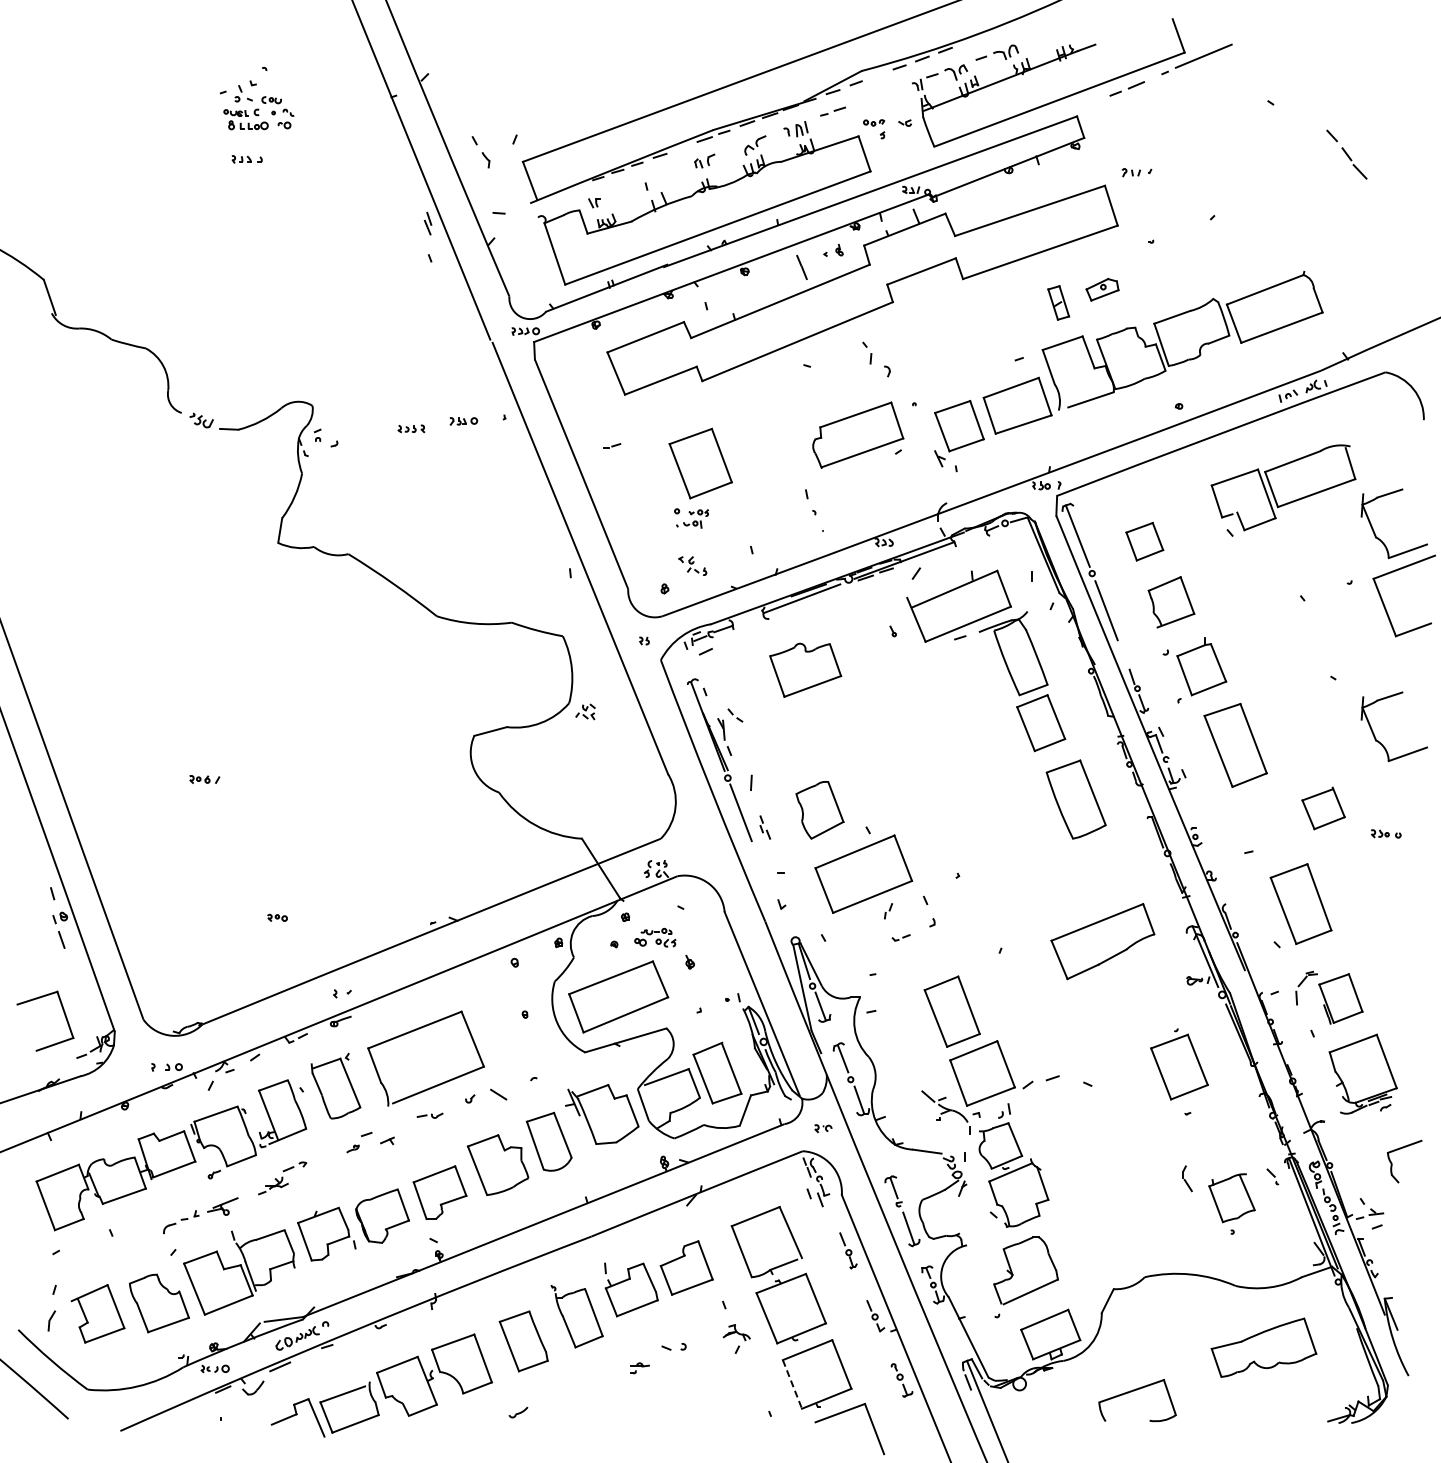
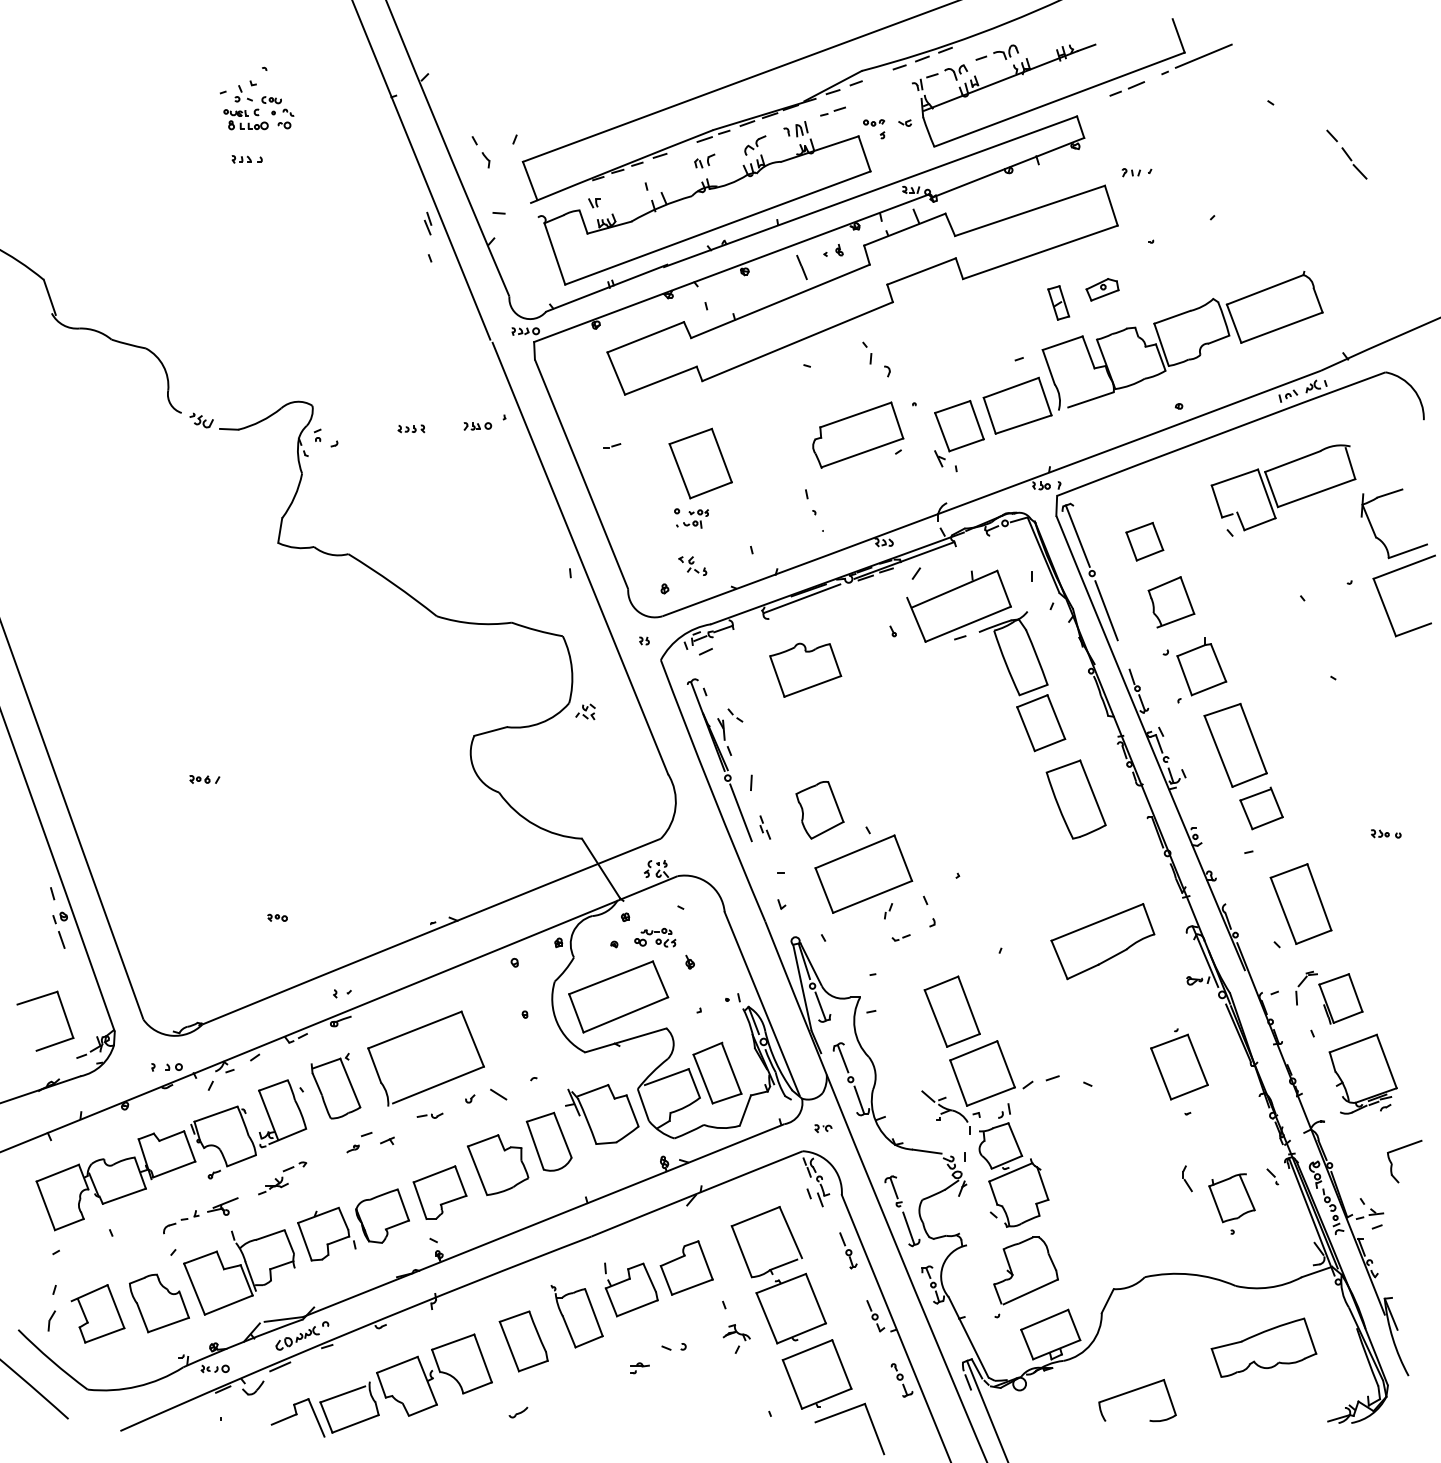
part position: (463, 421) -> (477, 426) (477, 426)
part: present -> none (1374, 733)
part position: (1323, 808) -> (1261, 808) (1261, 808)
line: dashed -> solid (792, 1384)
